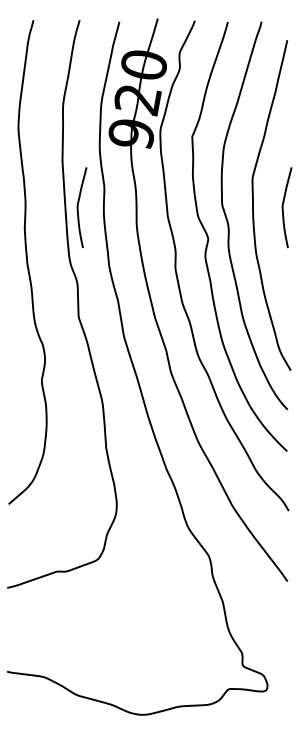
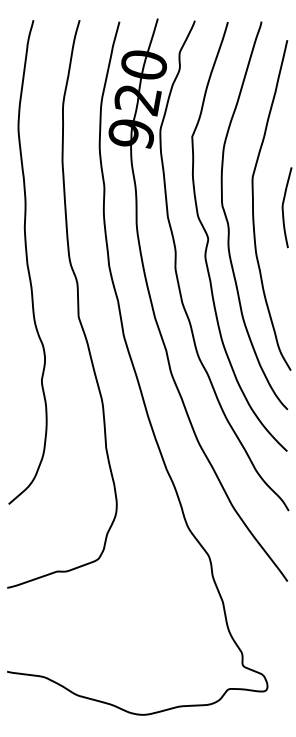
curve: present -> none (78, 207)
